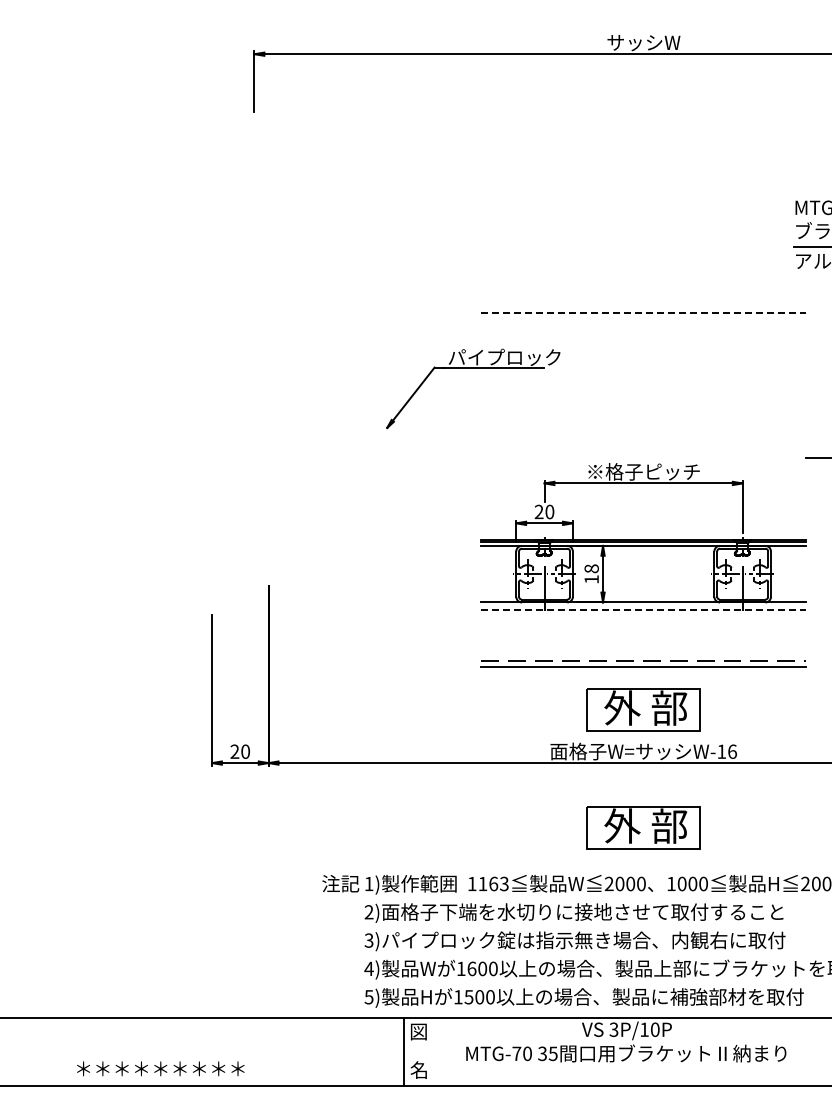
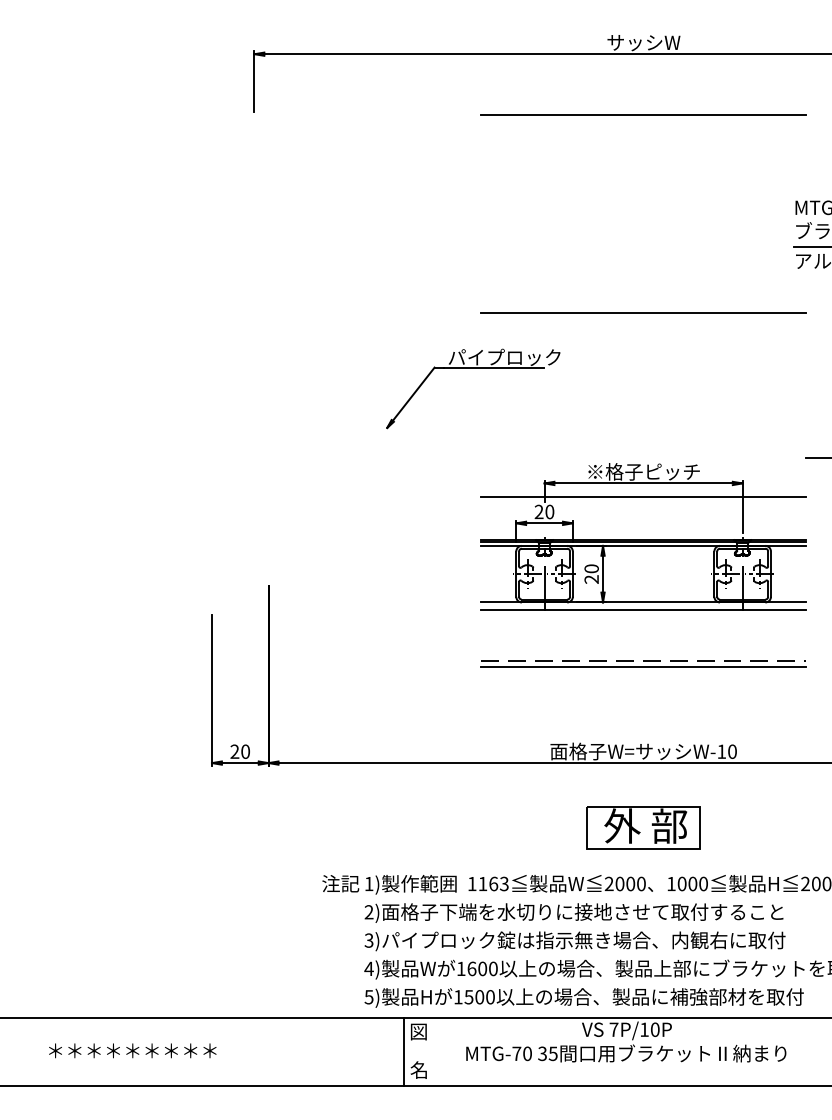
line: none -> present (643, 114)
line: dashed -> solid (643, 313)
line: none -> present (643, 497)
text: 18 -> 20 (591, 573)
line: dashed -> solid (643, 610)
part: present -> none (643, 709)
text: W-16 -> W-10 (732, 751)
text: 3P/10P -> 7P/10P (613, 1029)
text position: (160, 1068) -> (132, 1050) (132, 1050)
